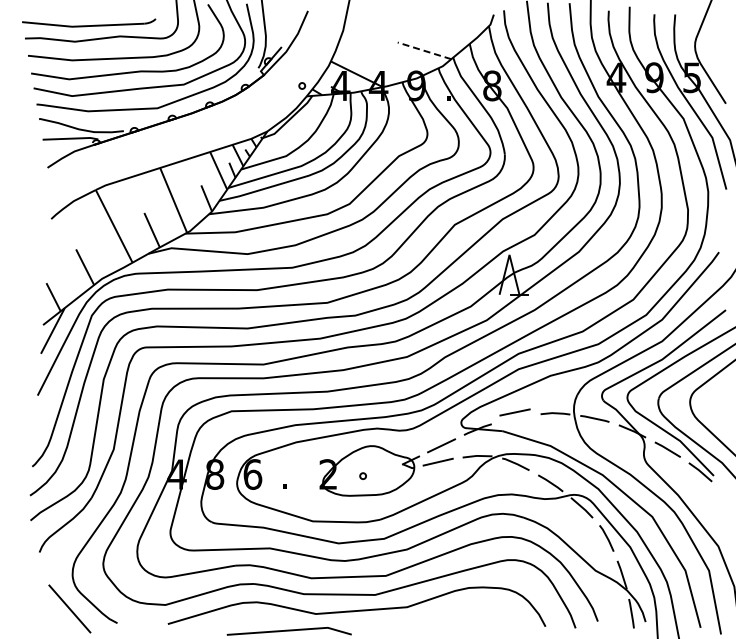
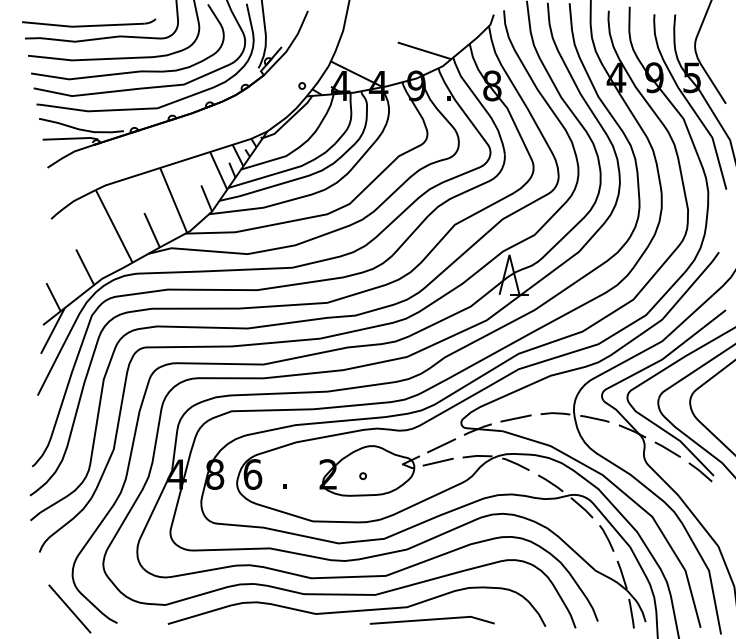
line: dashed -> solid (424, 50)
line position: (514, 412) -> (515, 418) (515, 418)
line position: (288, 630) -> (431, 619) (431, 619)
